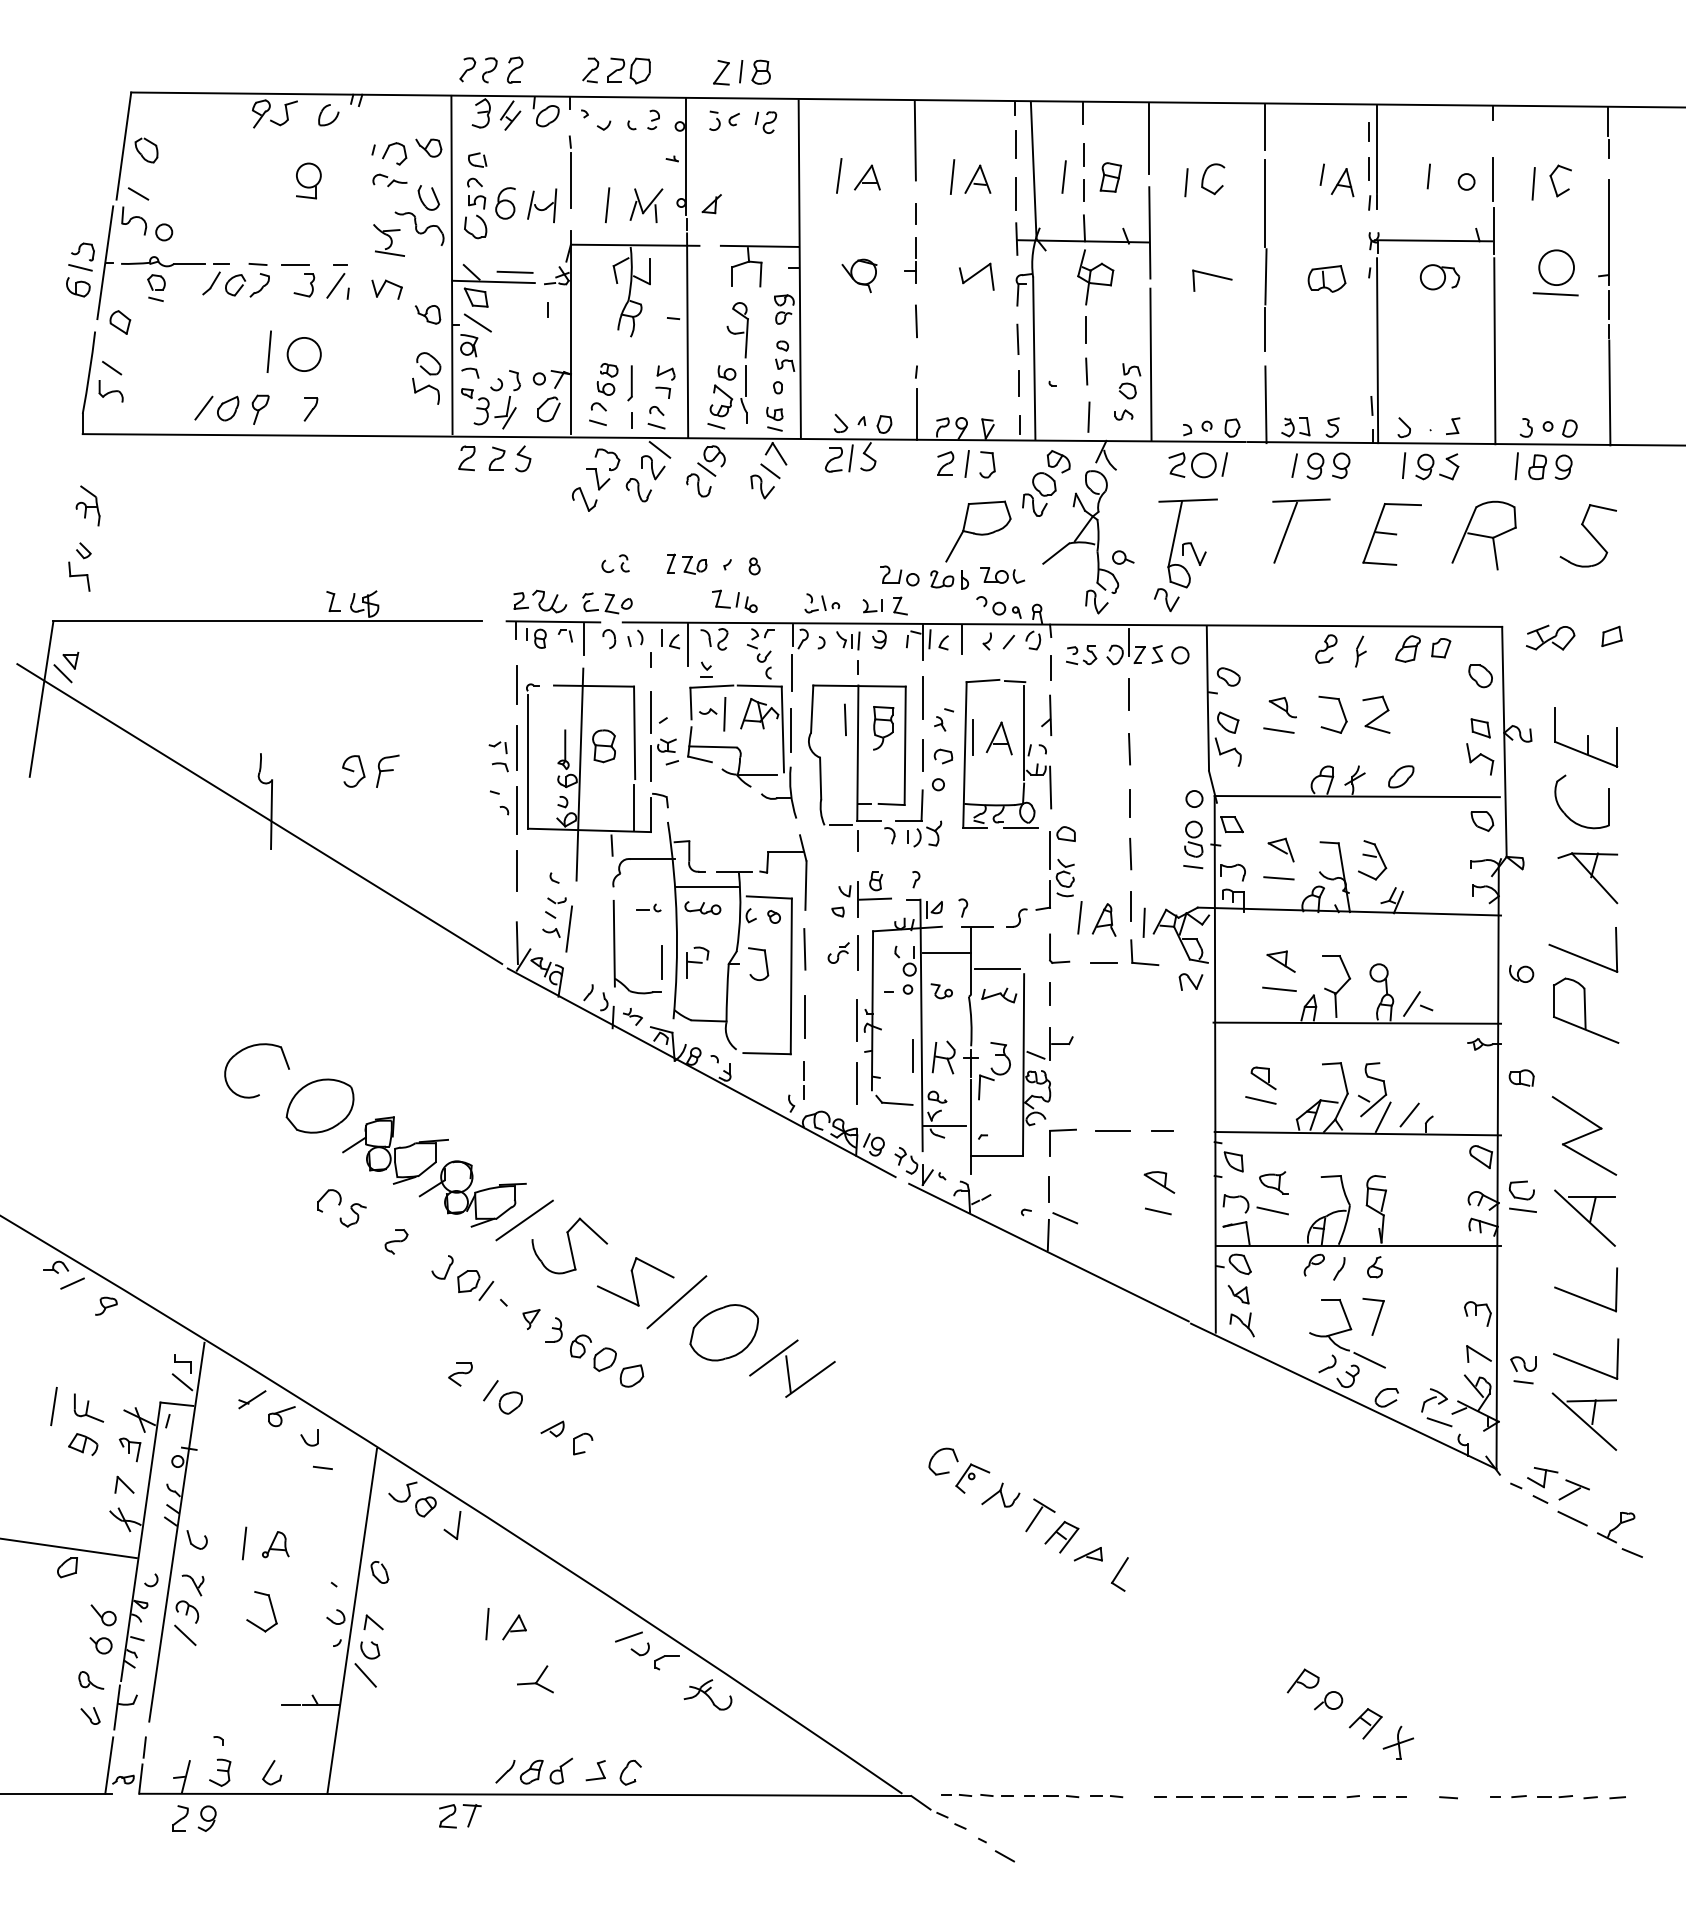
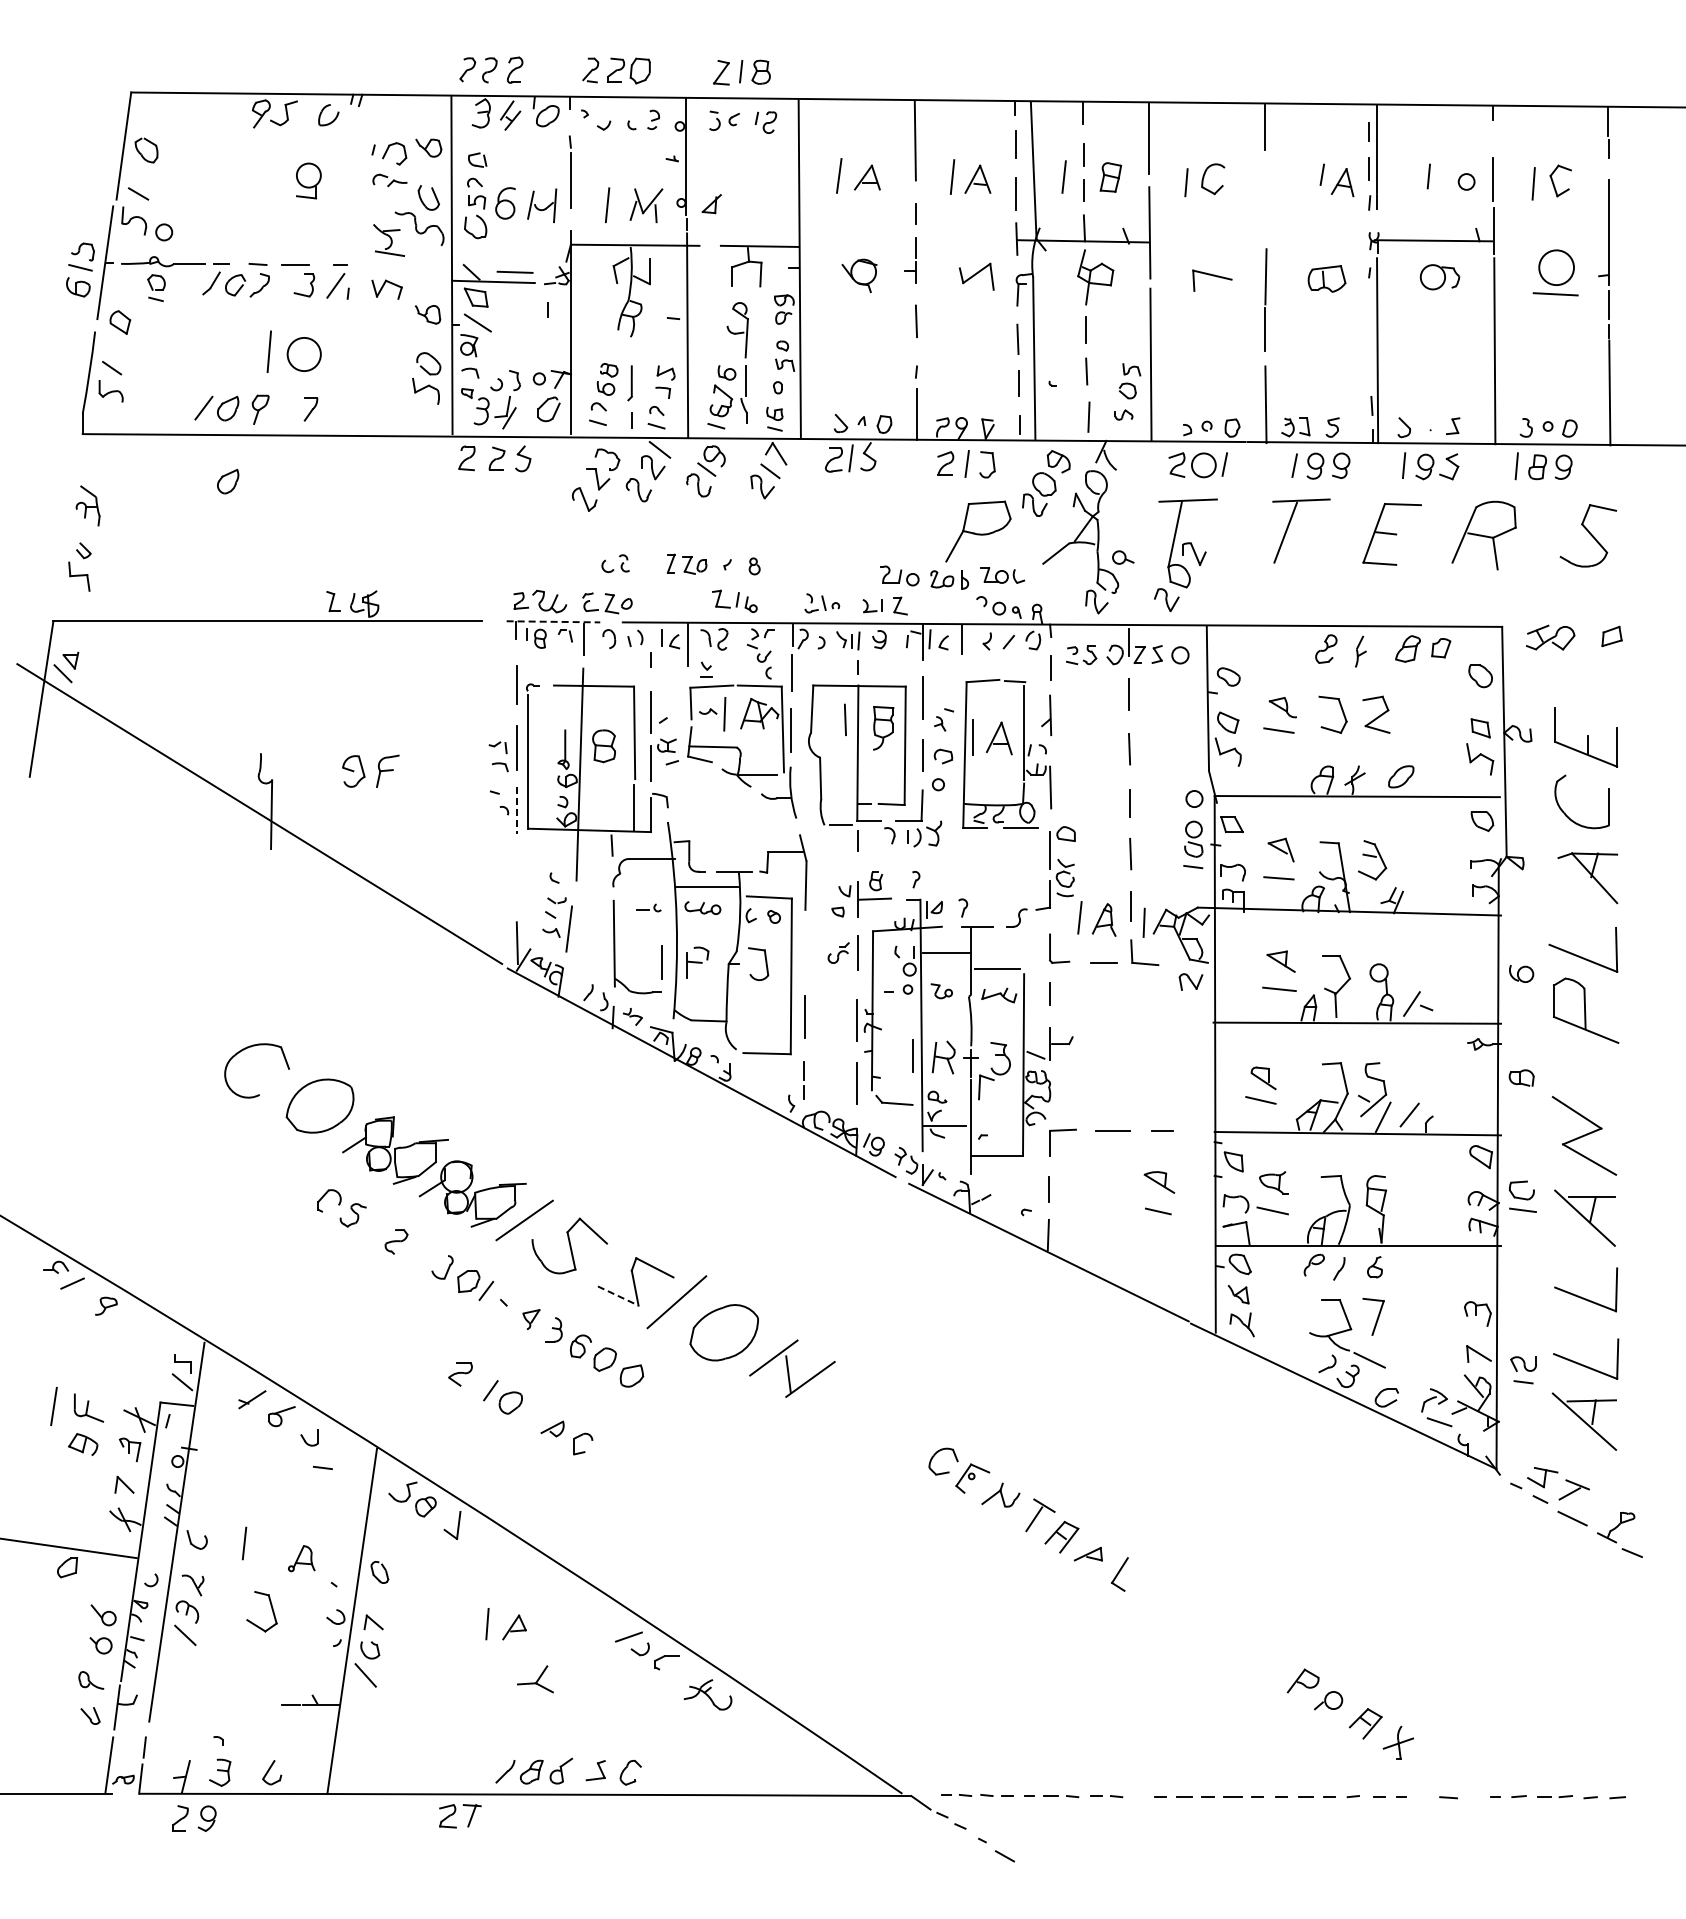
line: present -> none (1265, 203)
part: none -> present (228, 481)
line: solid -> dashed (553, 621)
line: solid -> dashed (516, 810)
line: present -> none (516, 870)
line: present -> none (804, 949)
line: present -> none (1065, 1218)
line: solid -> dashed (618, 1296)
part position: (275, 1544) -> (301, 1558) (301, 1558)
